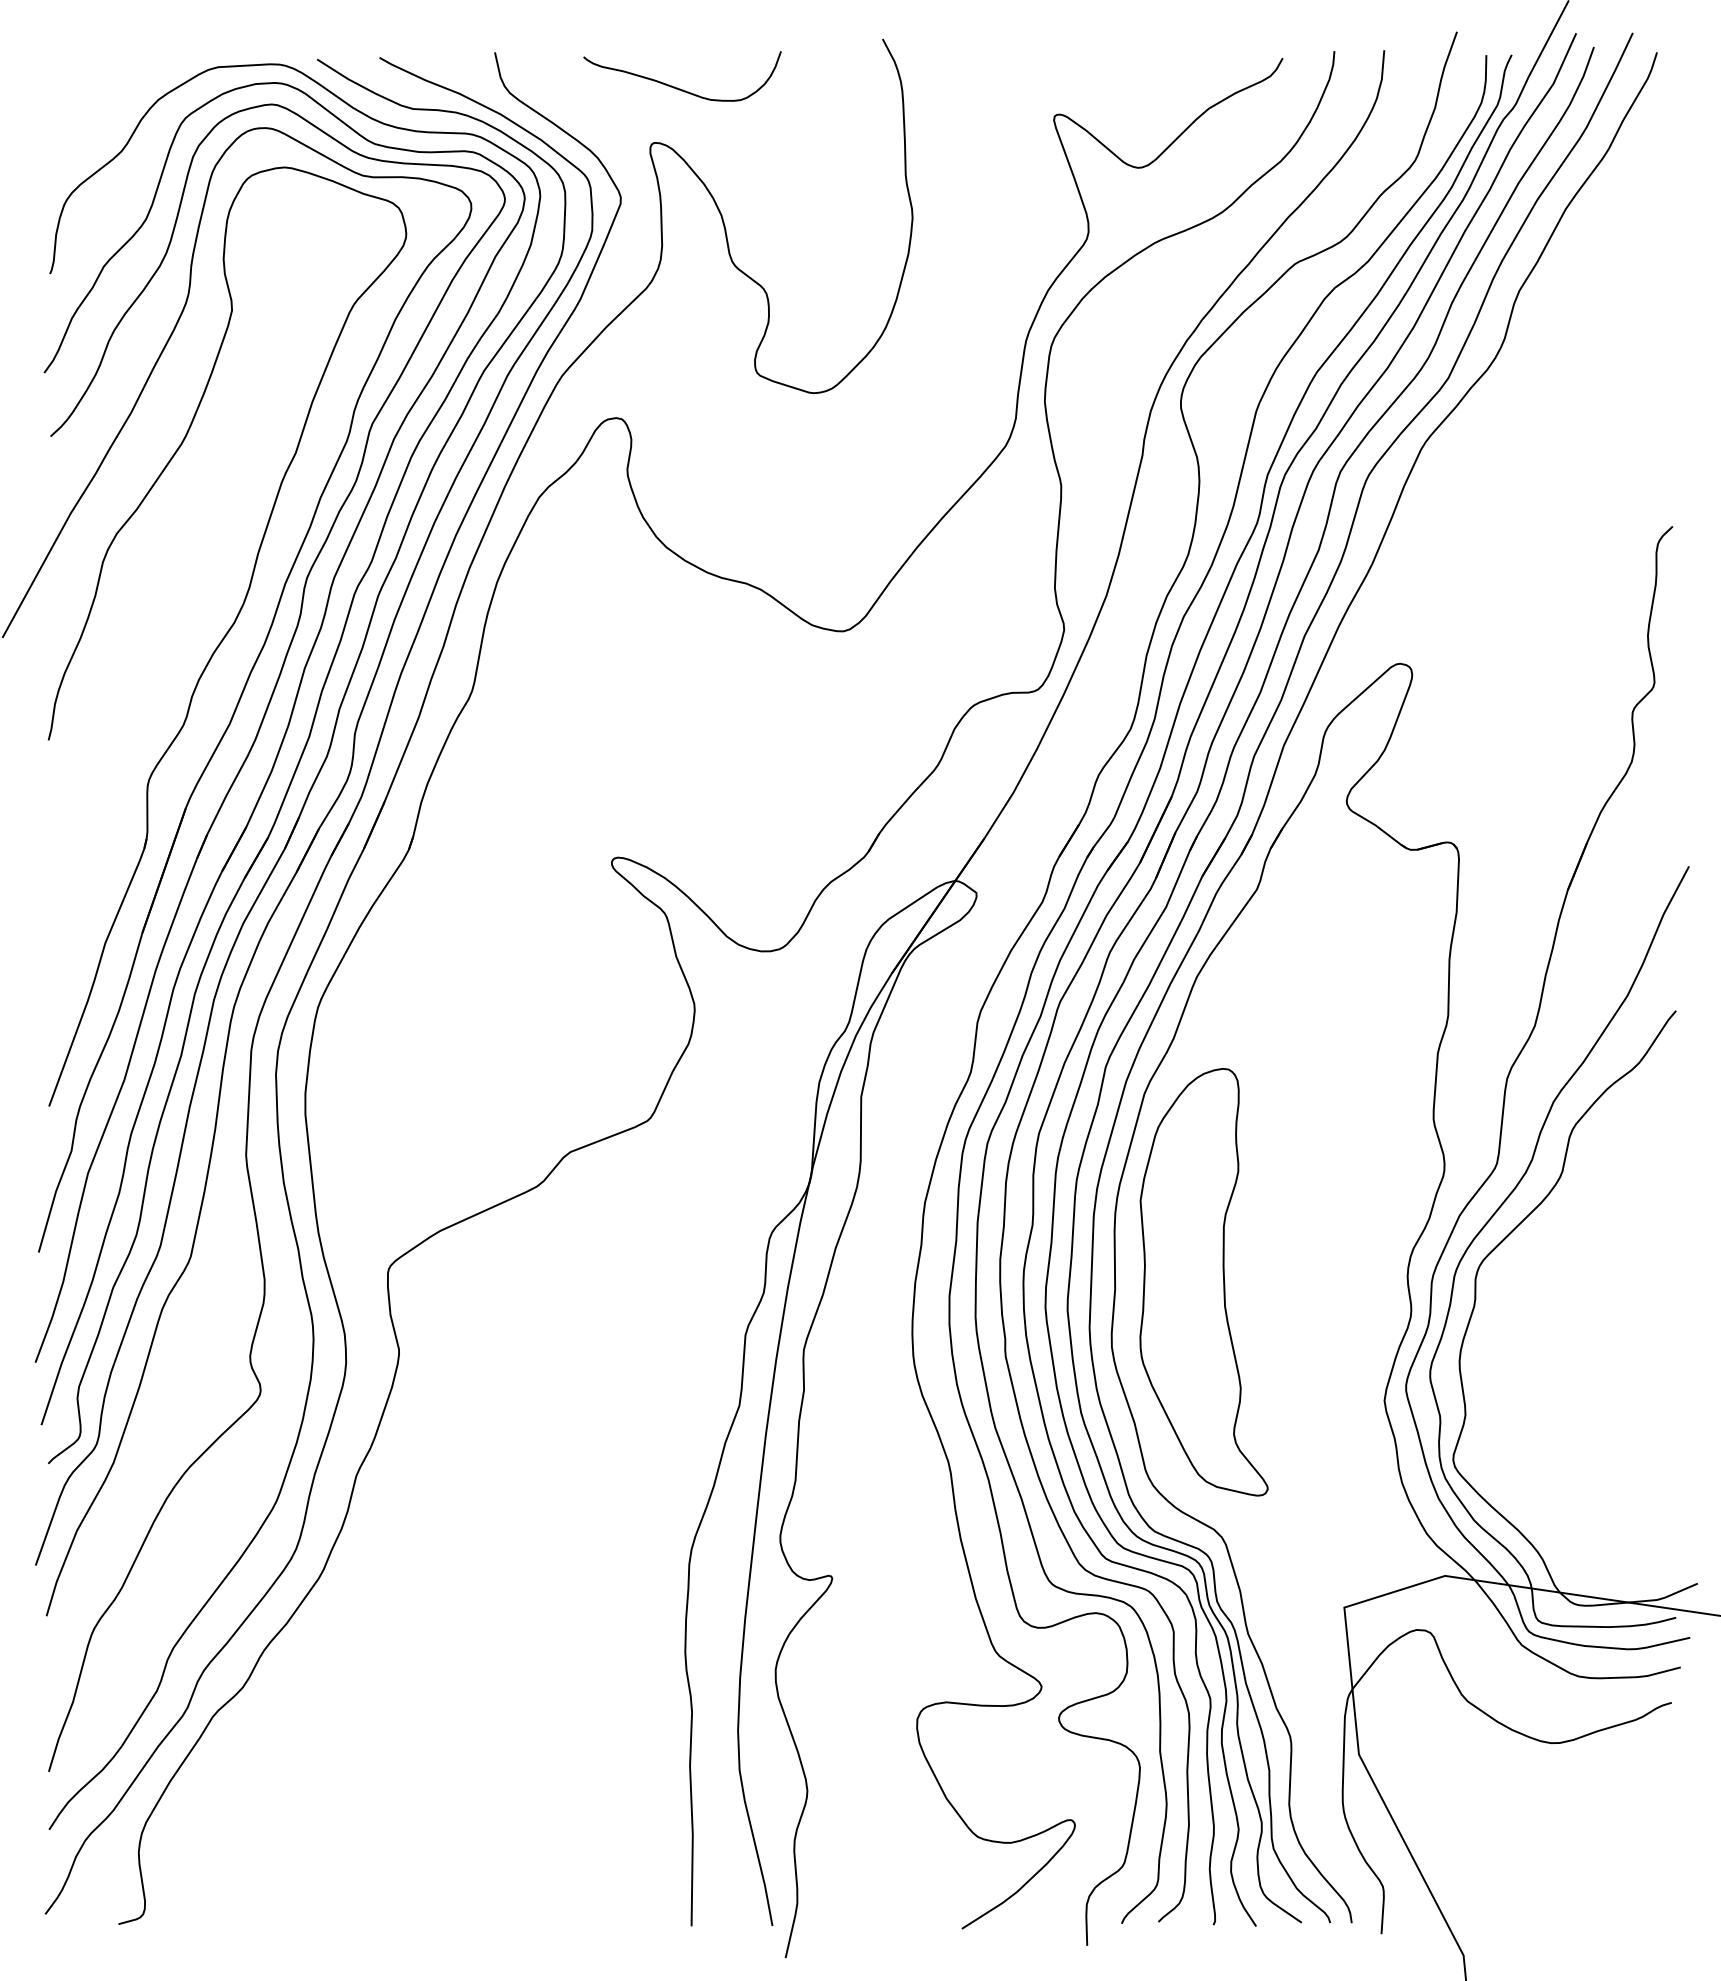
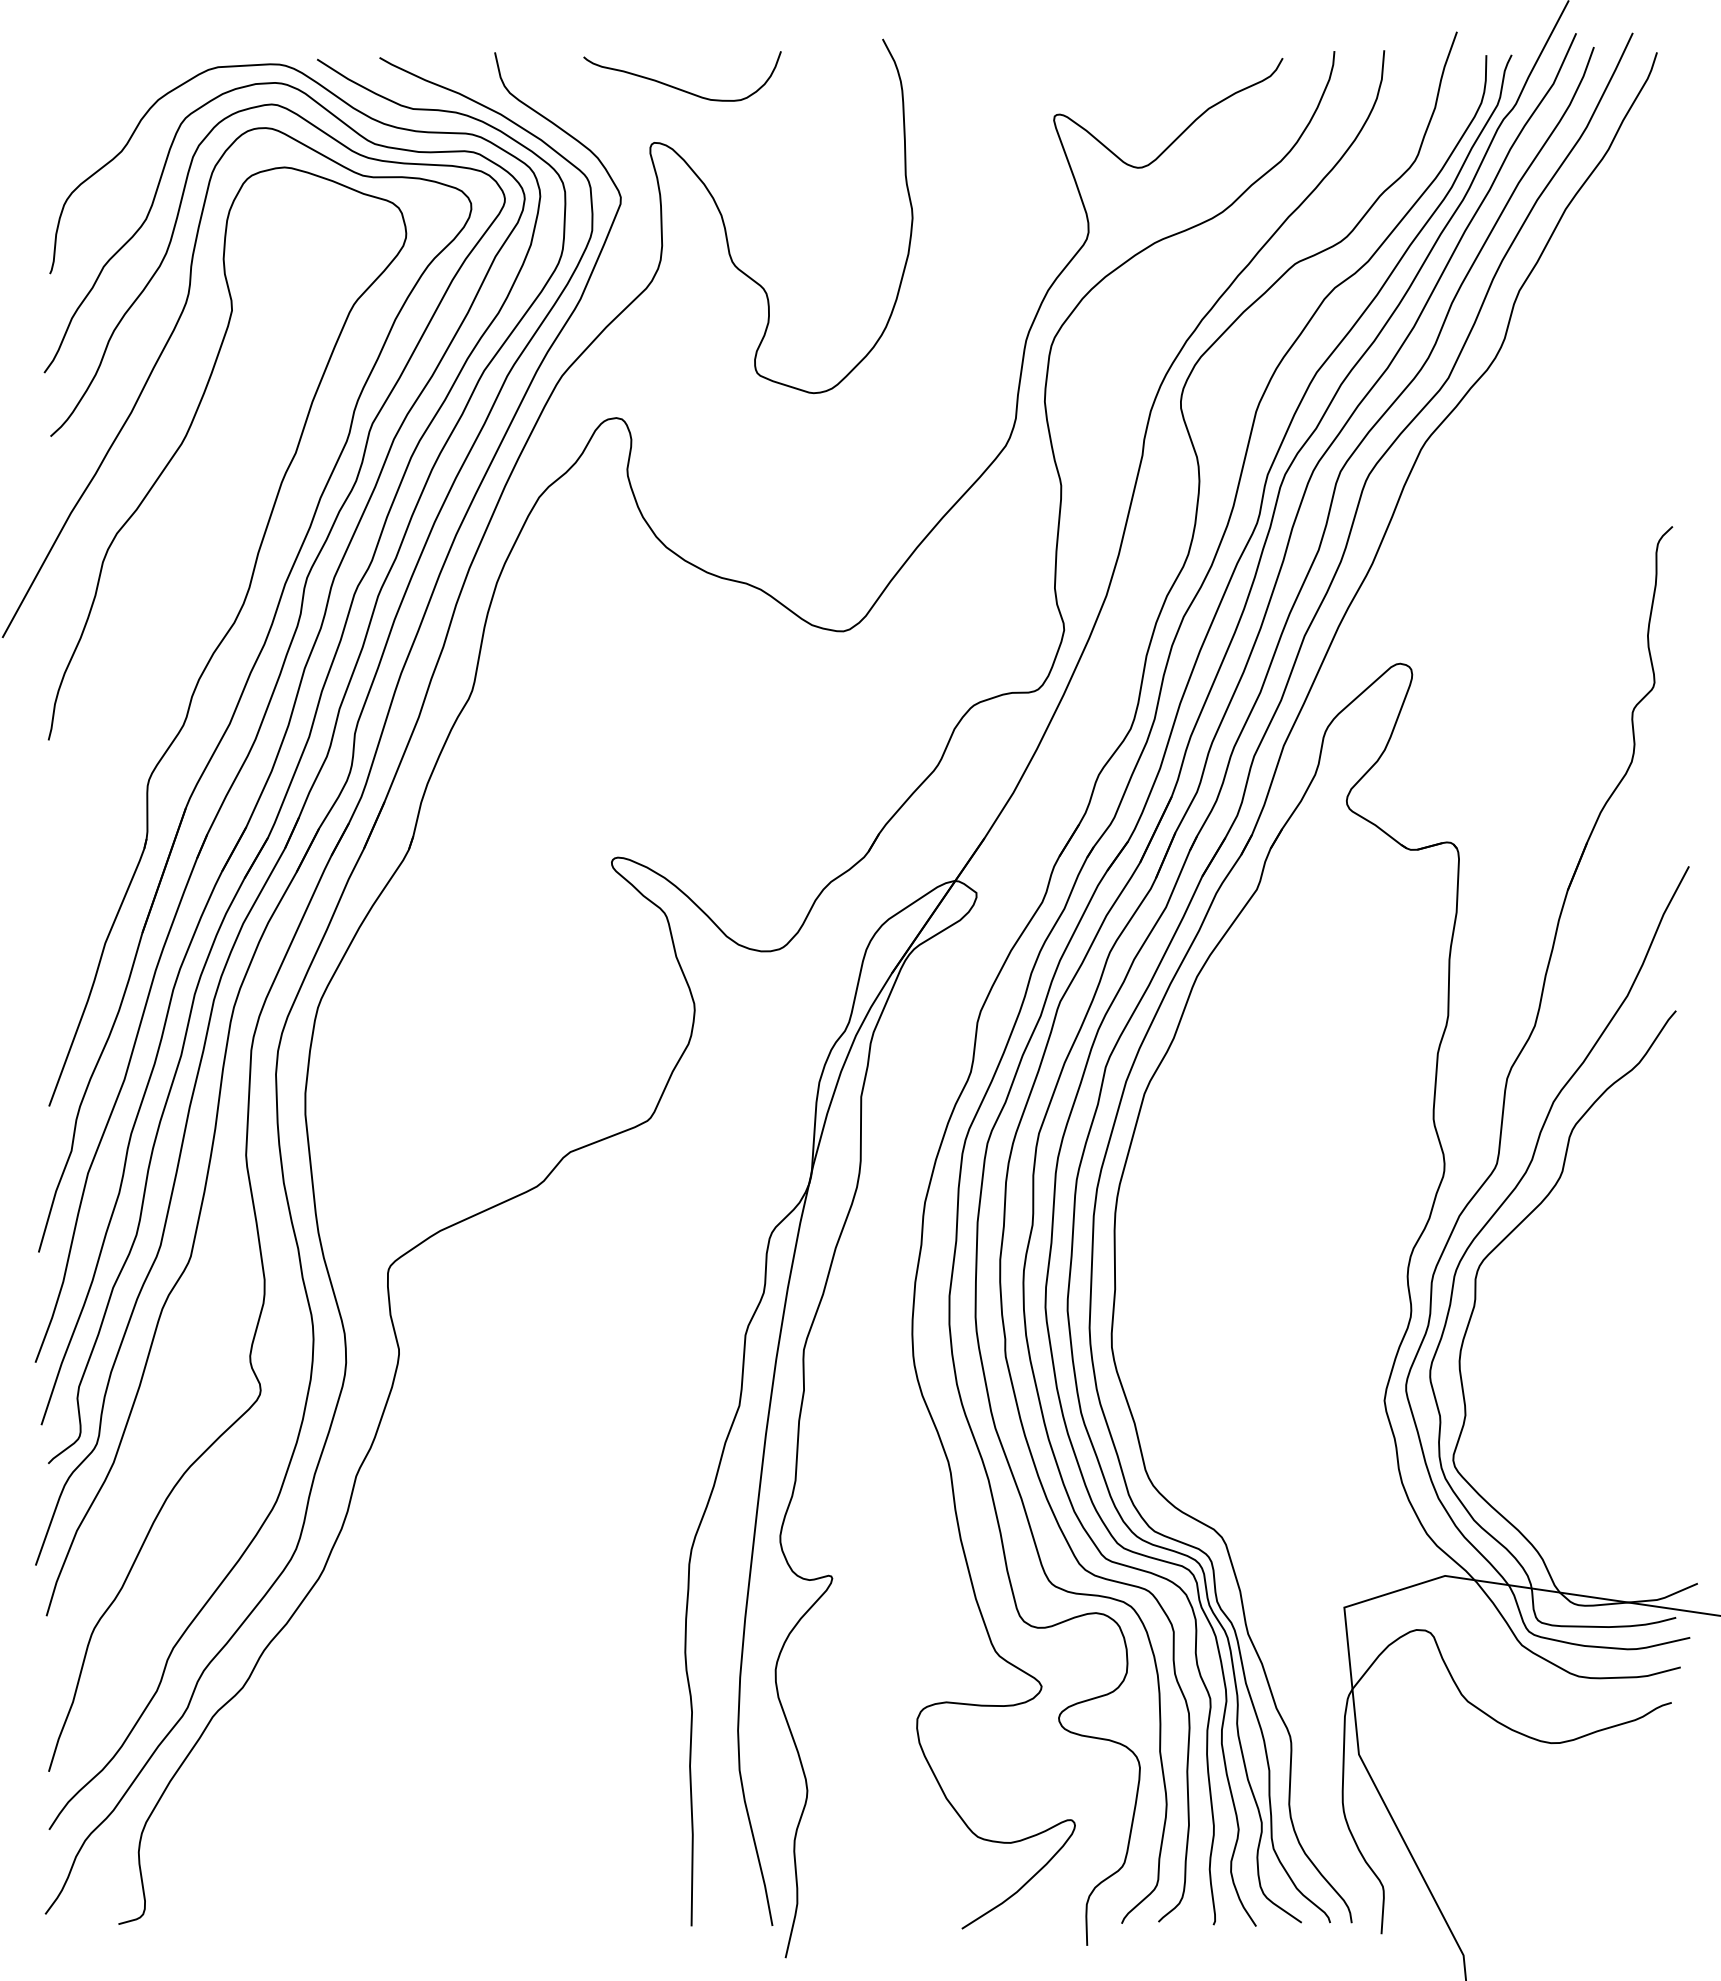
part: present -> none (1203, 1282)
